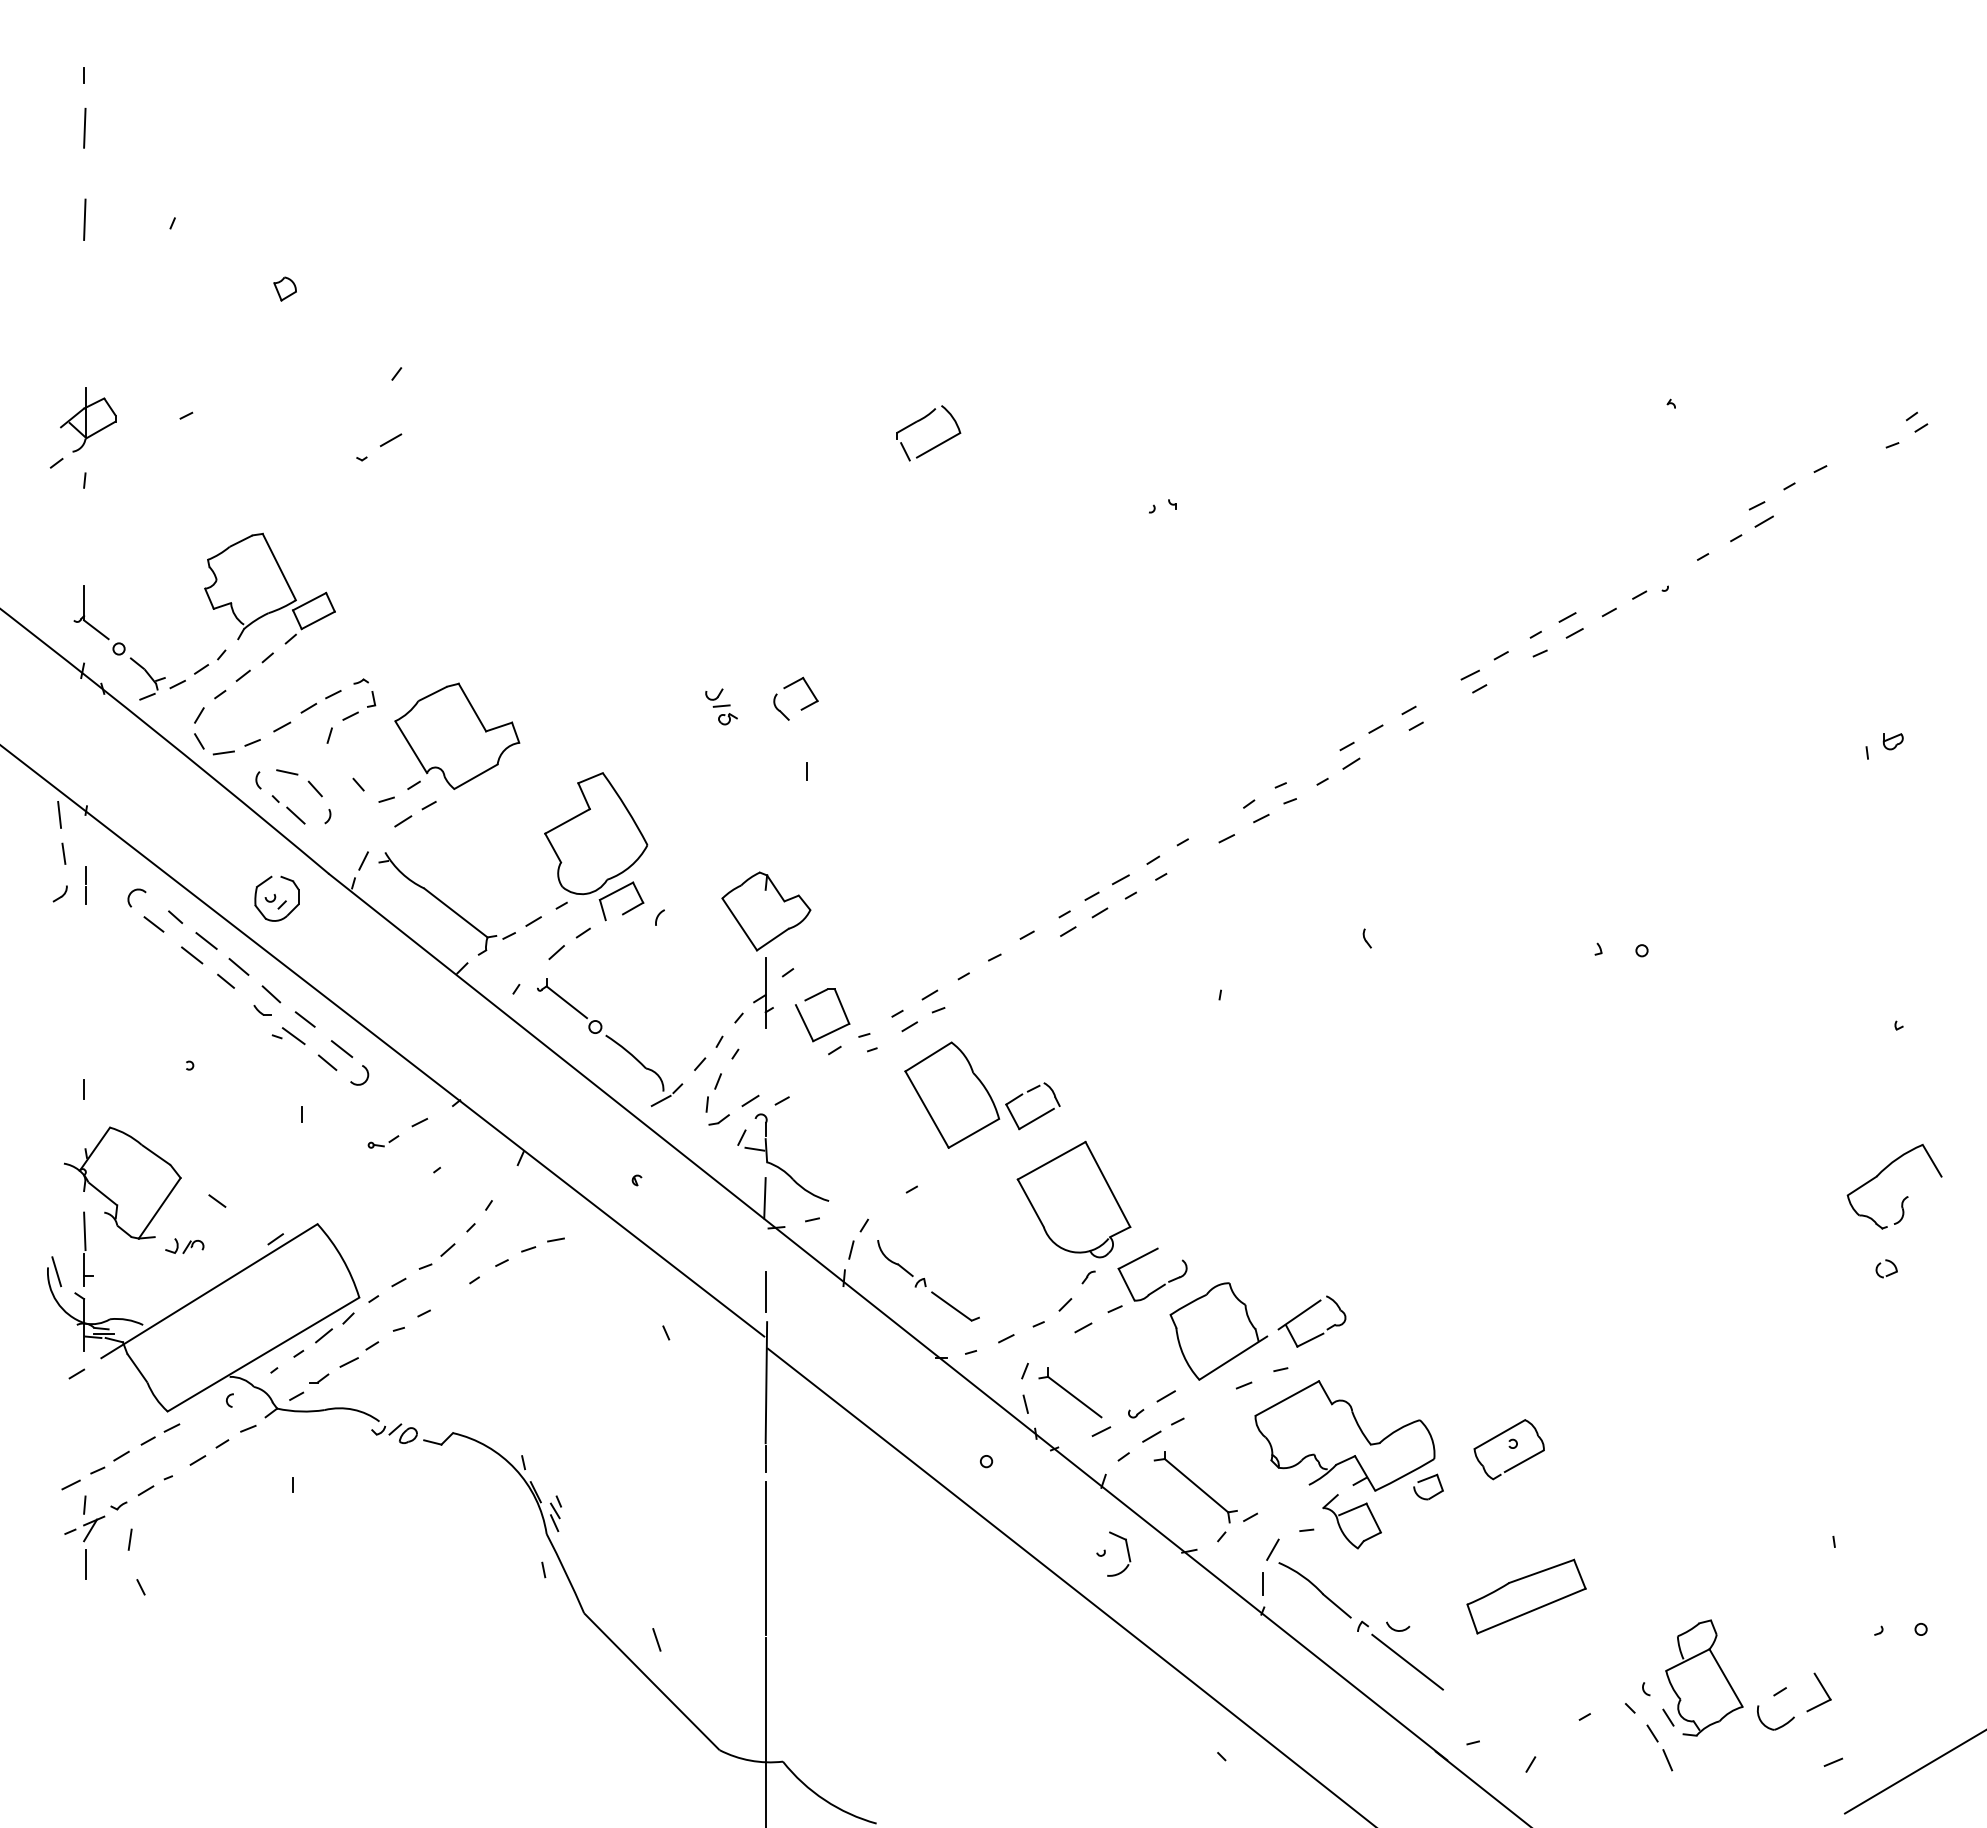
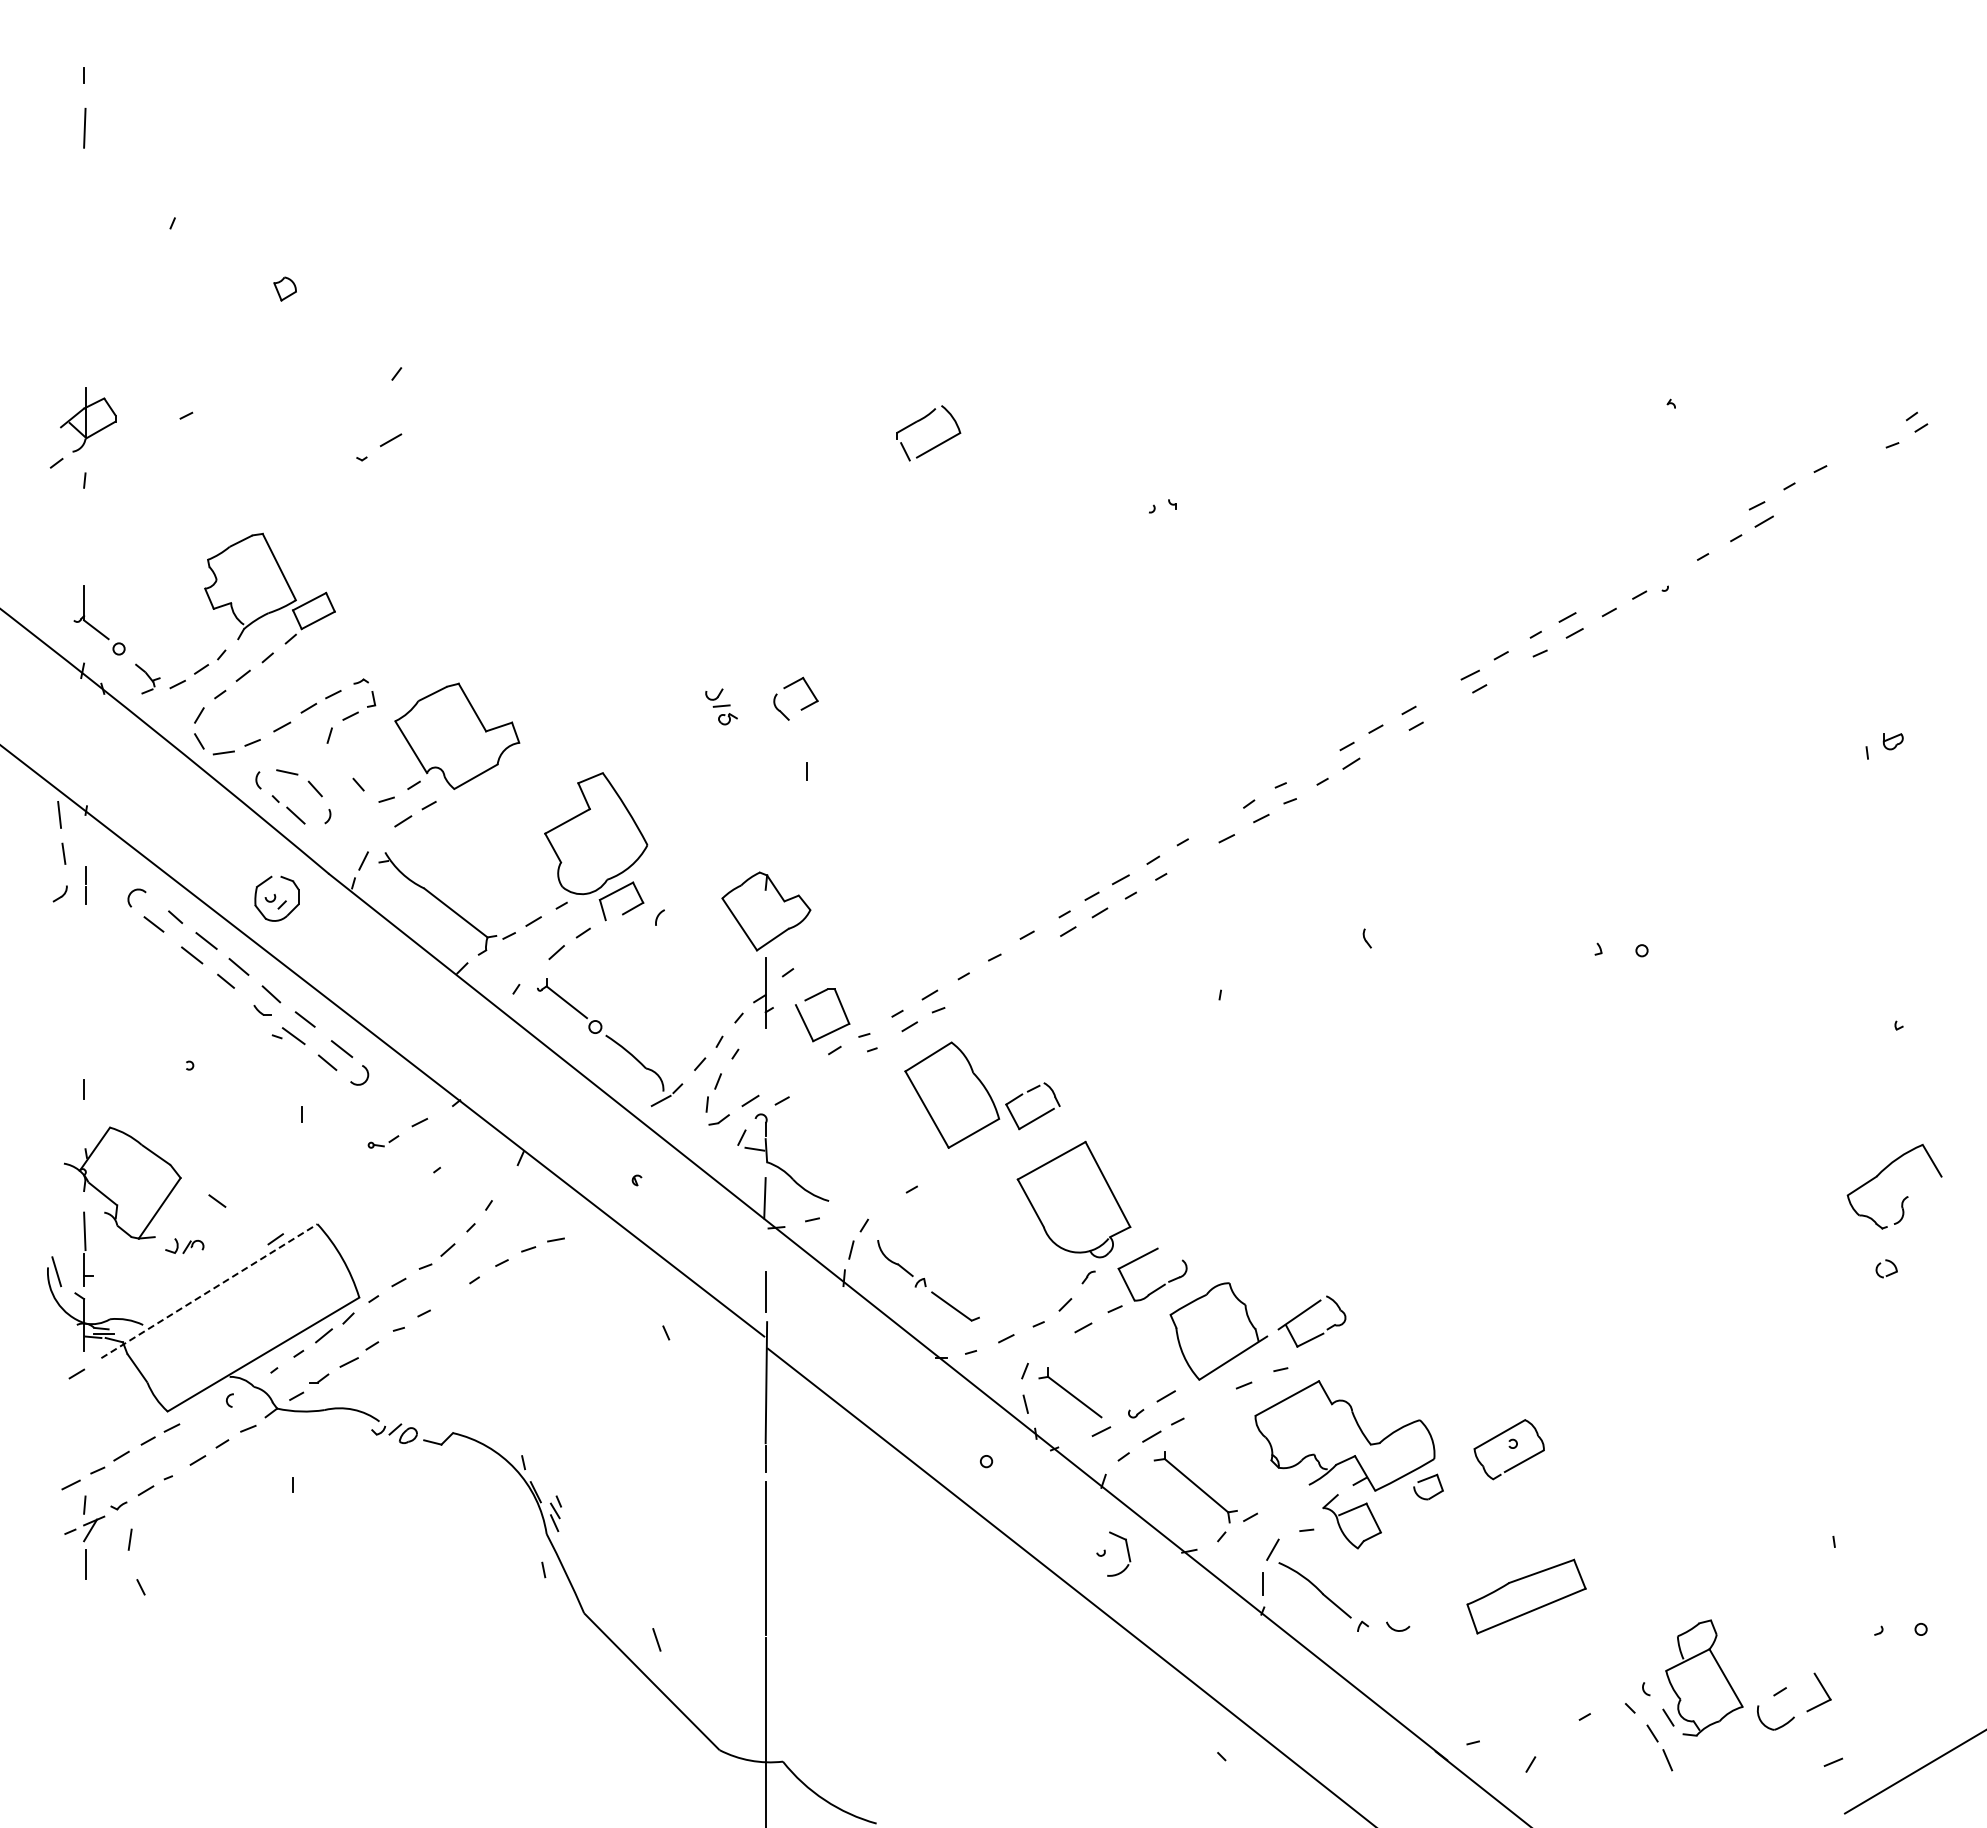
line: present -> none (84, 219)
part size: 37x44 px -> 26x32 px (147, 678)
line: solid -> dashed (209, 1290)
line: present -> none (1407, 1661)
